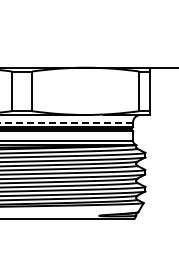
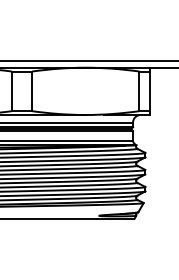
line: none -> present (88, 60)
line: dashed -> solid (66, 122)
